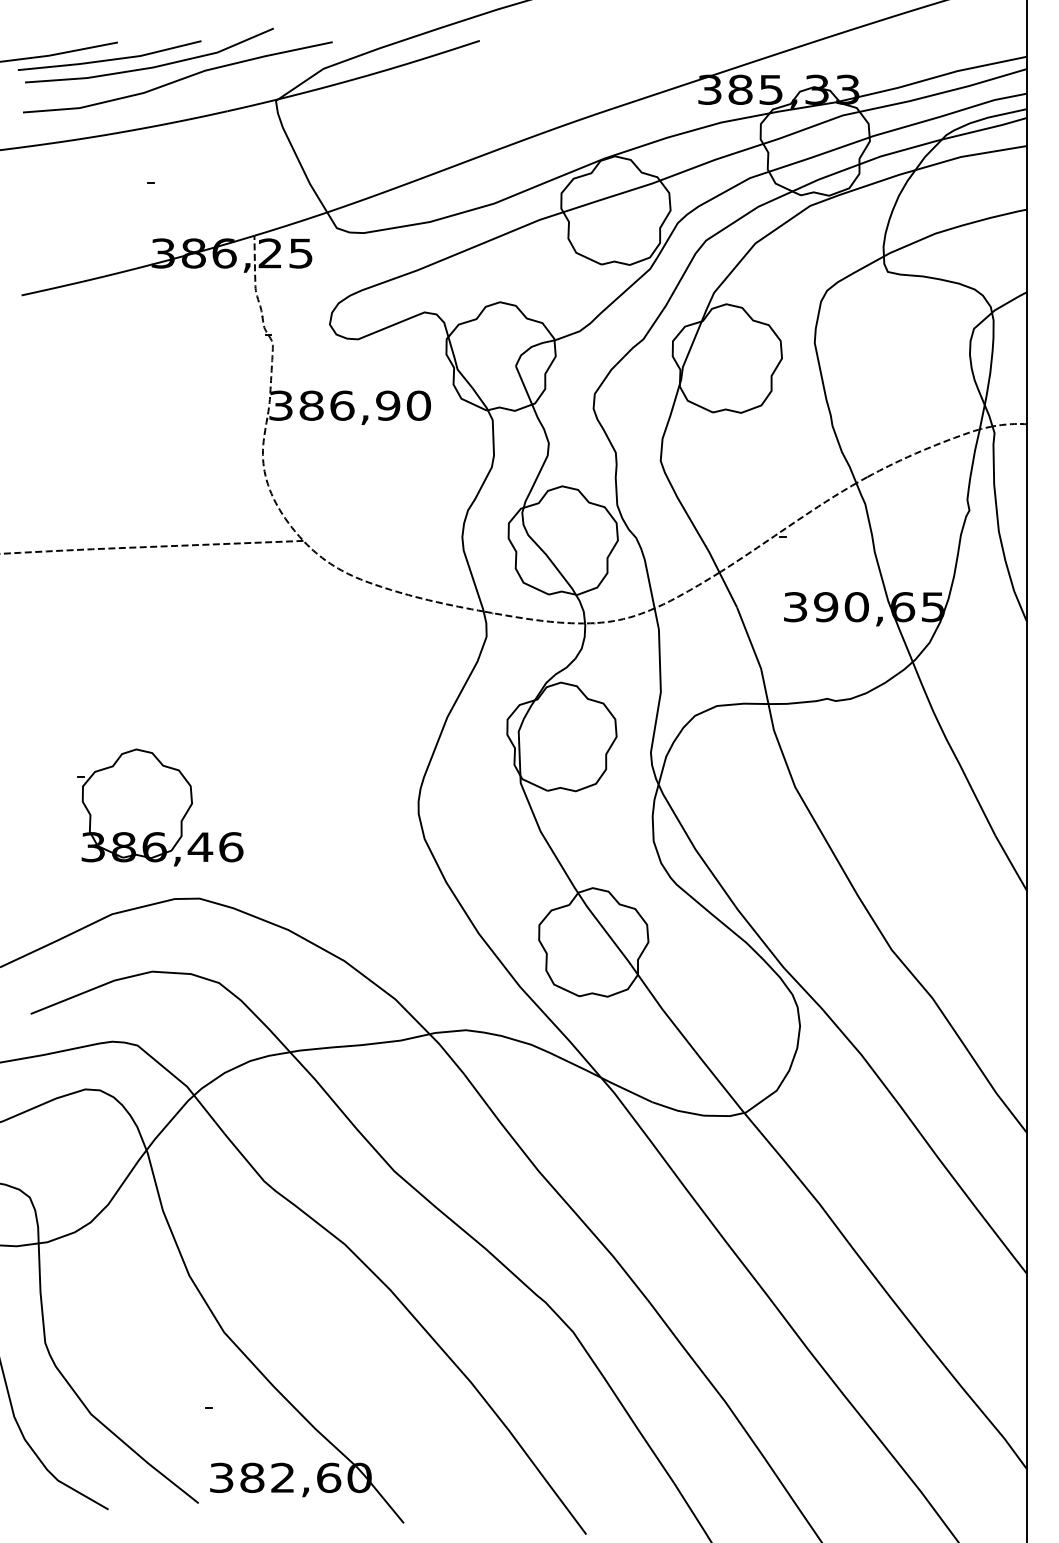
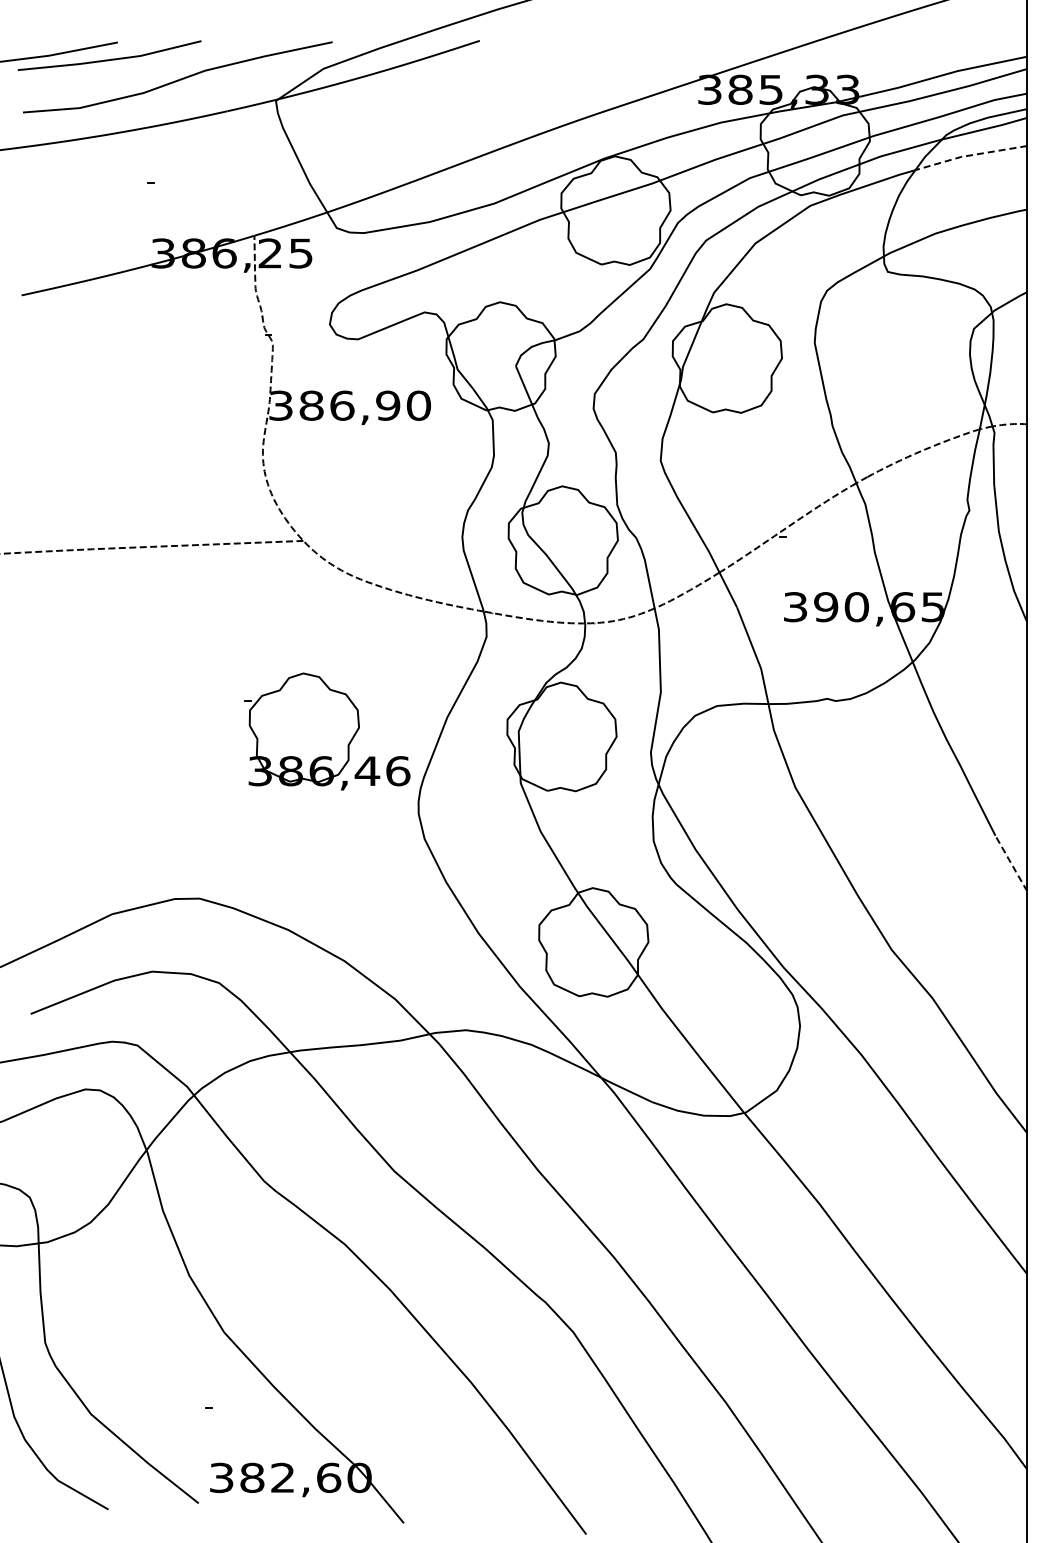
line: present -> none (151, 66)
line: solid -> dashed (969, 155)
part position: (160, 807) -> (327, 731) (327, 731)
line: solid -> dashed (1011, 864)
